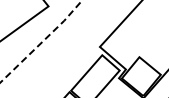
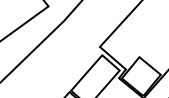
line: dashed -> solid (42, 41)
